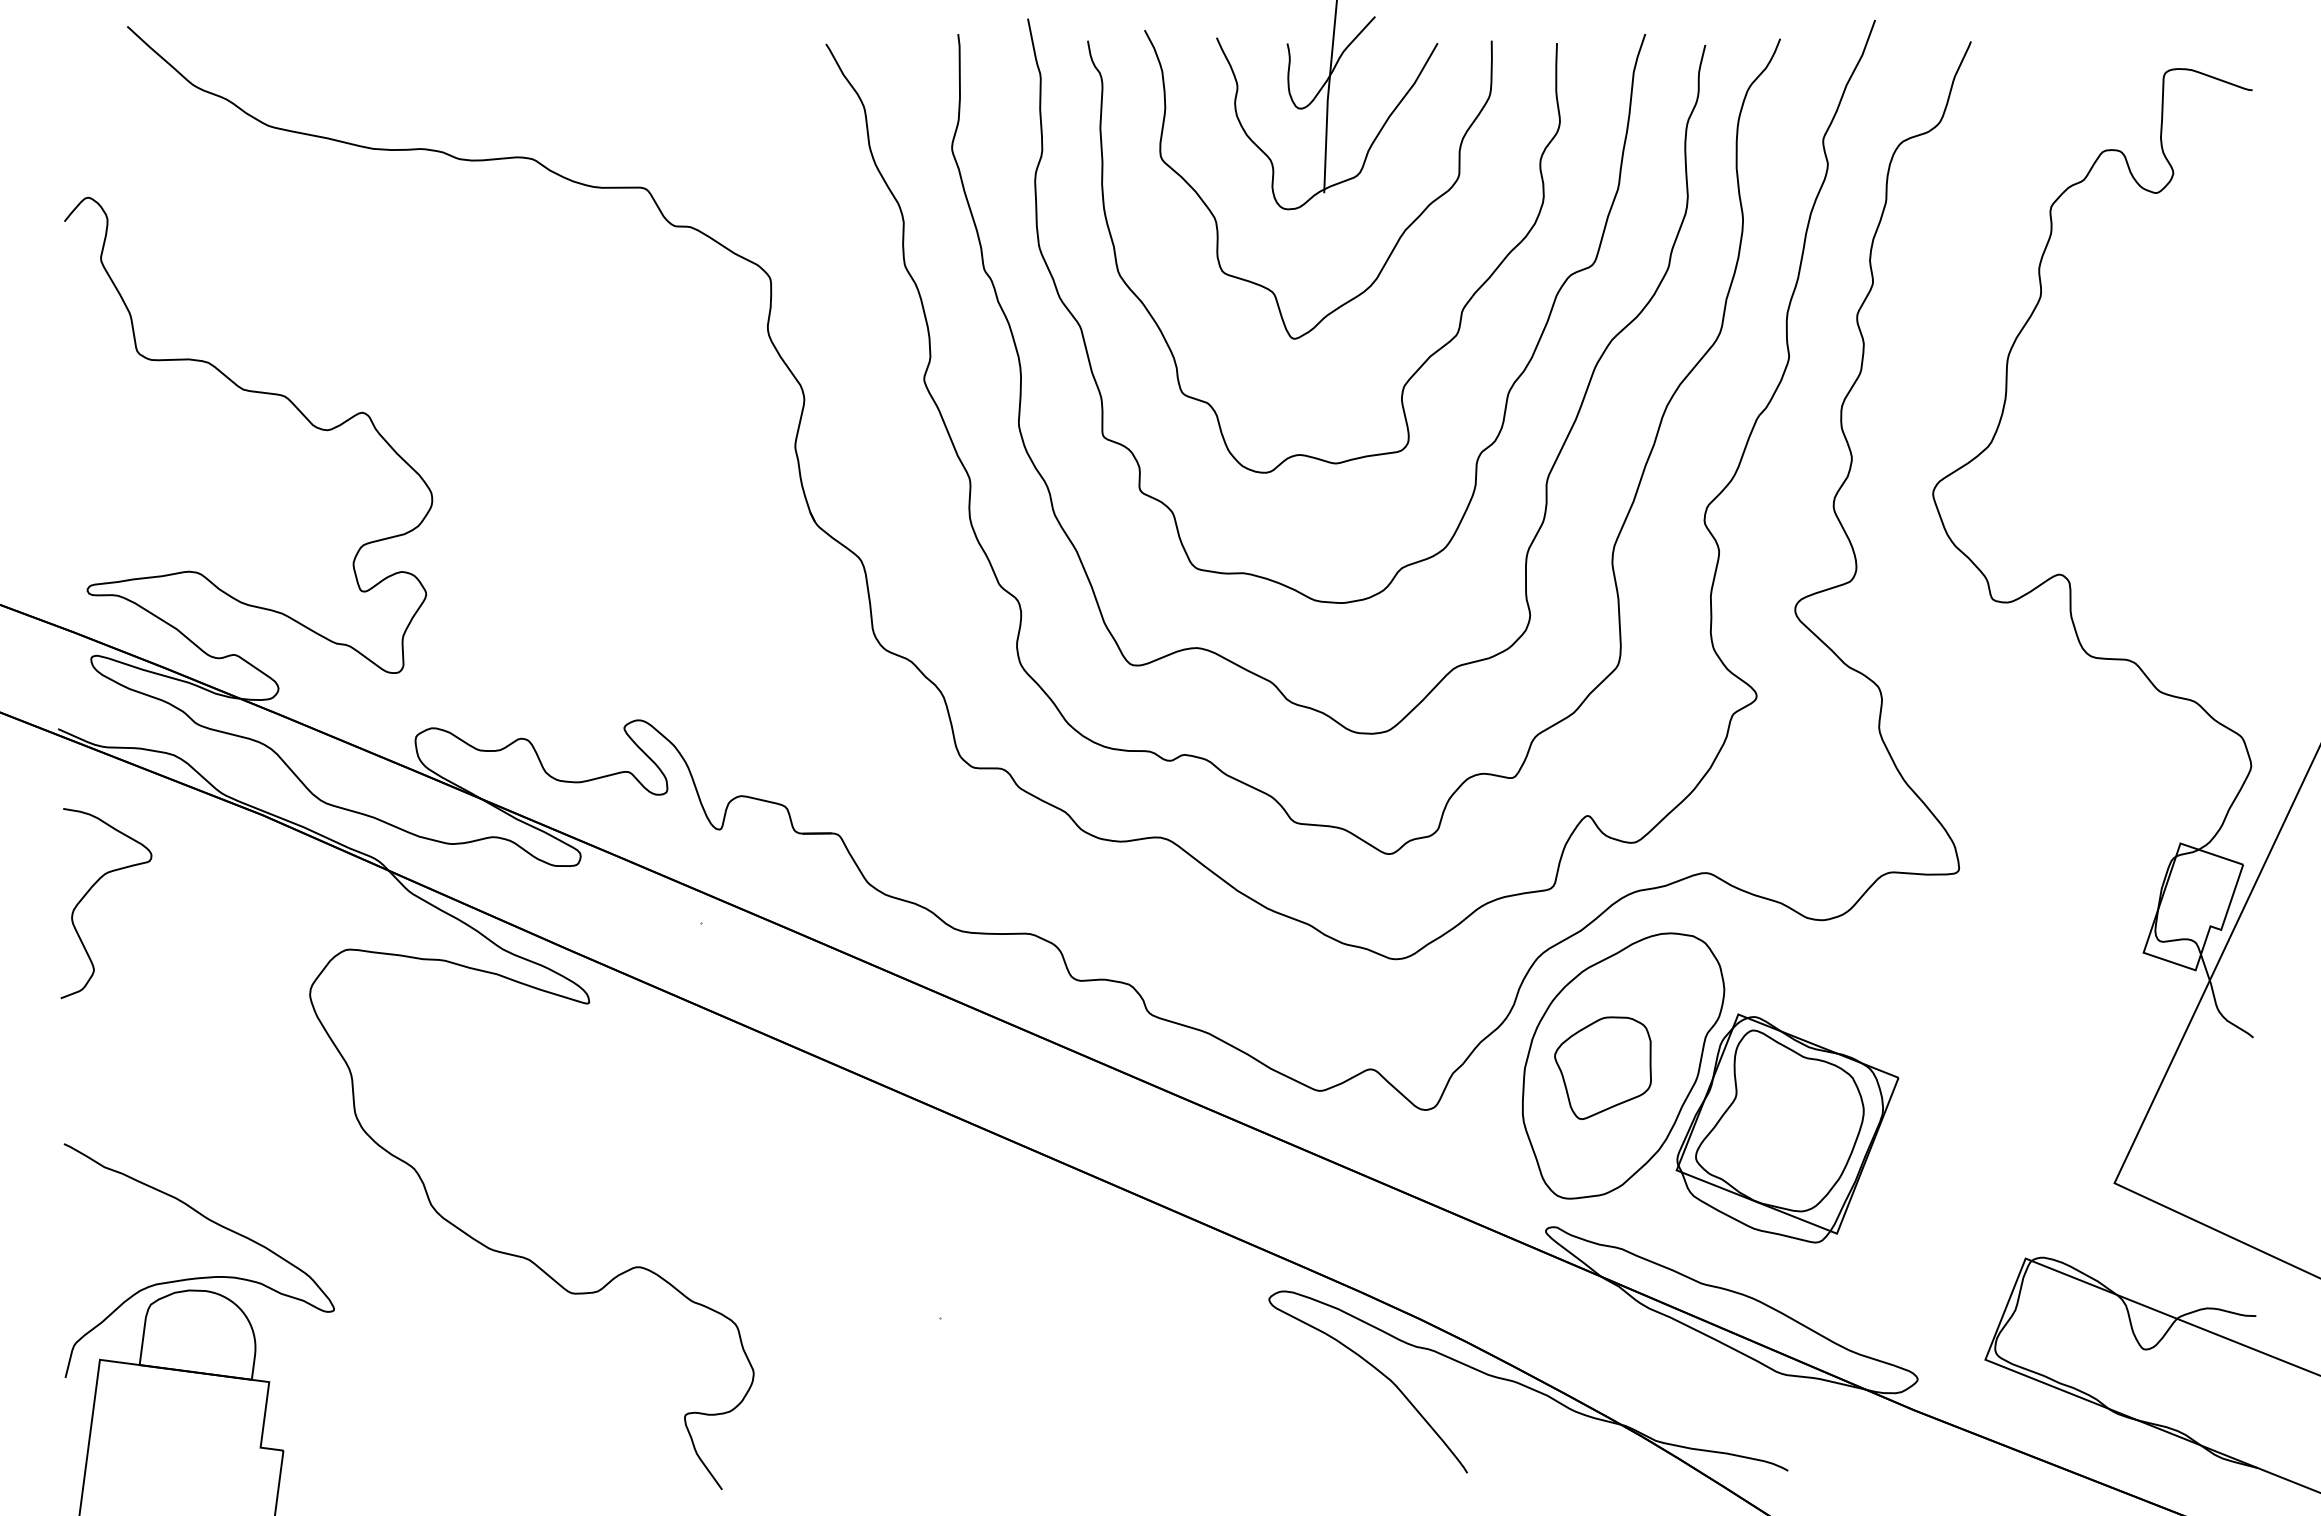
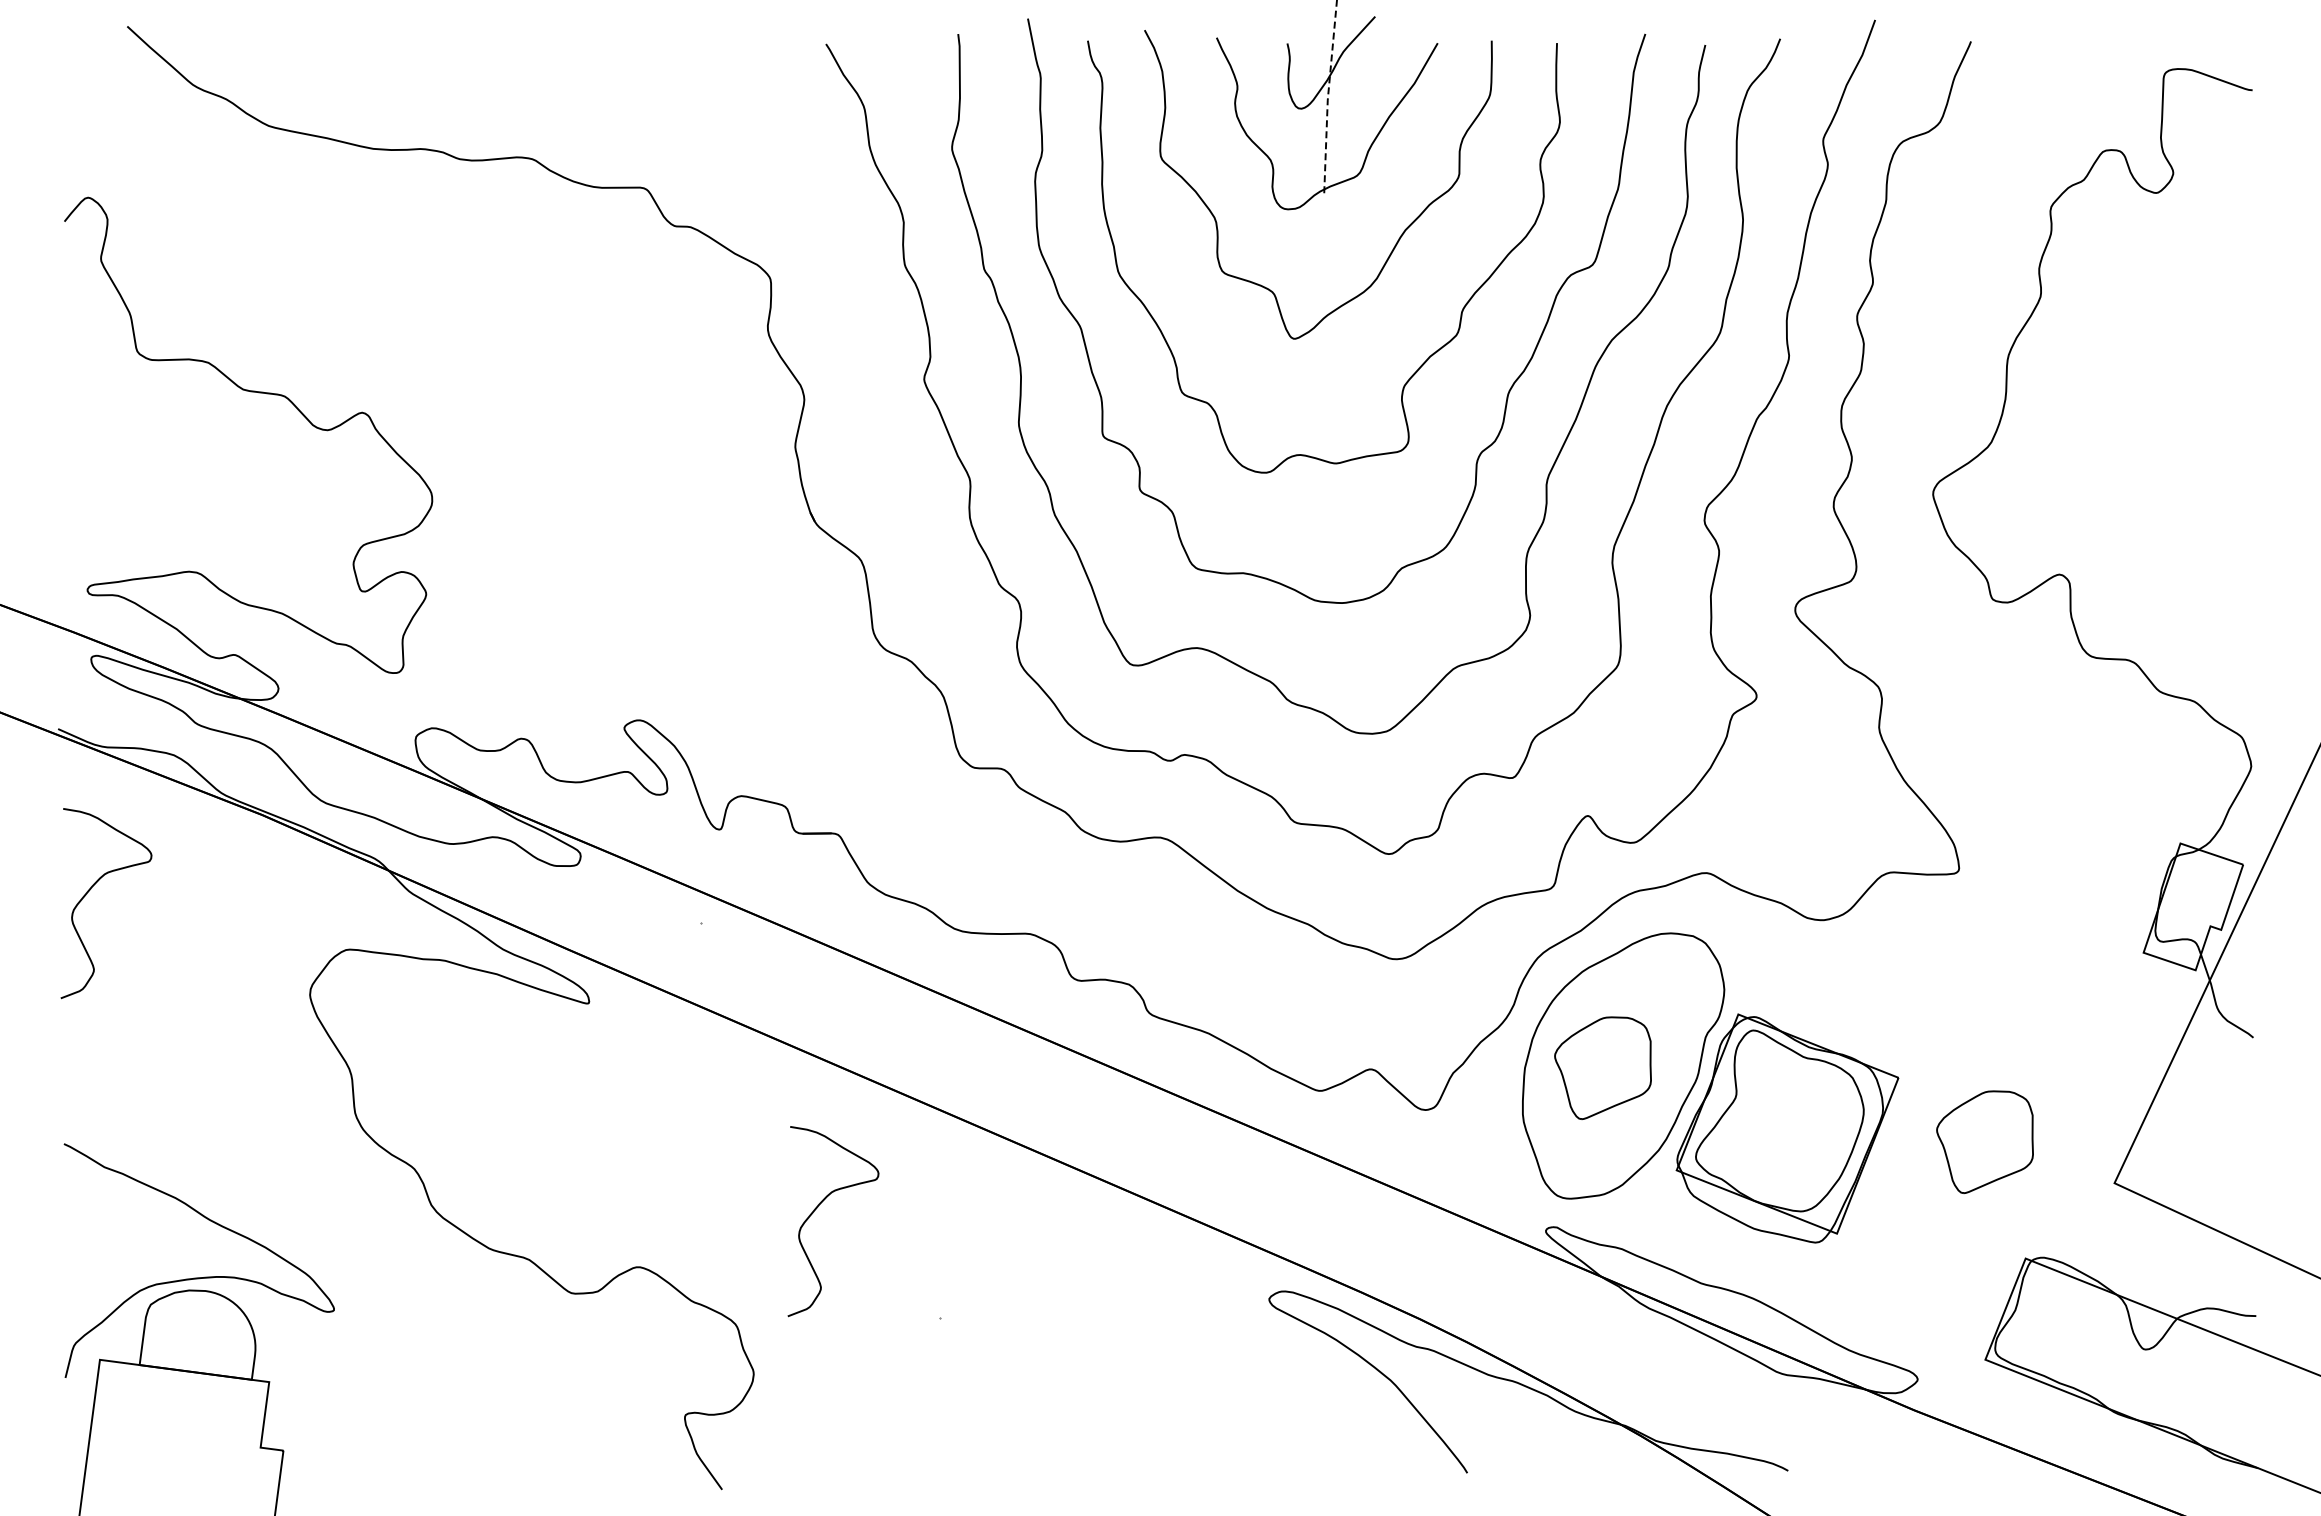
line: solid -> dashed (1328, 97)
part: none -> present (1984, 1141)
curve: none -> present (818, 1207)
